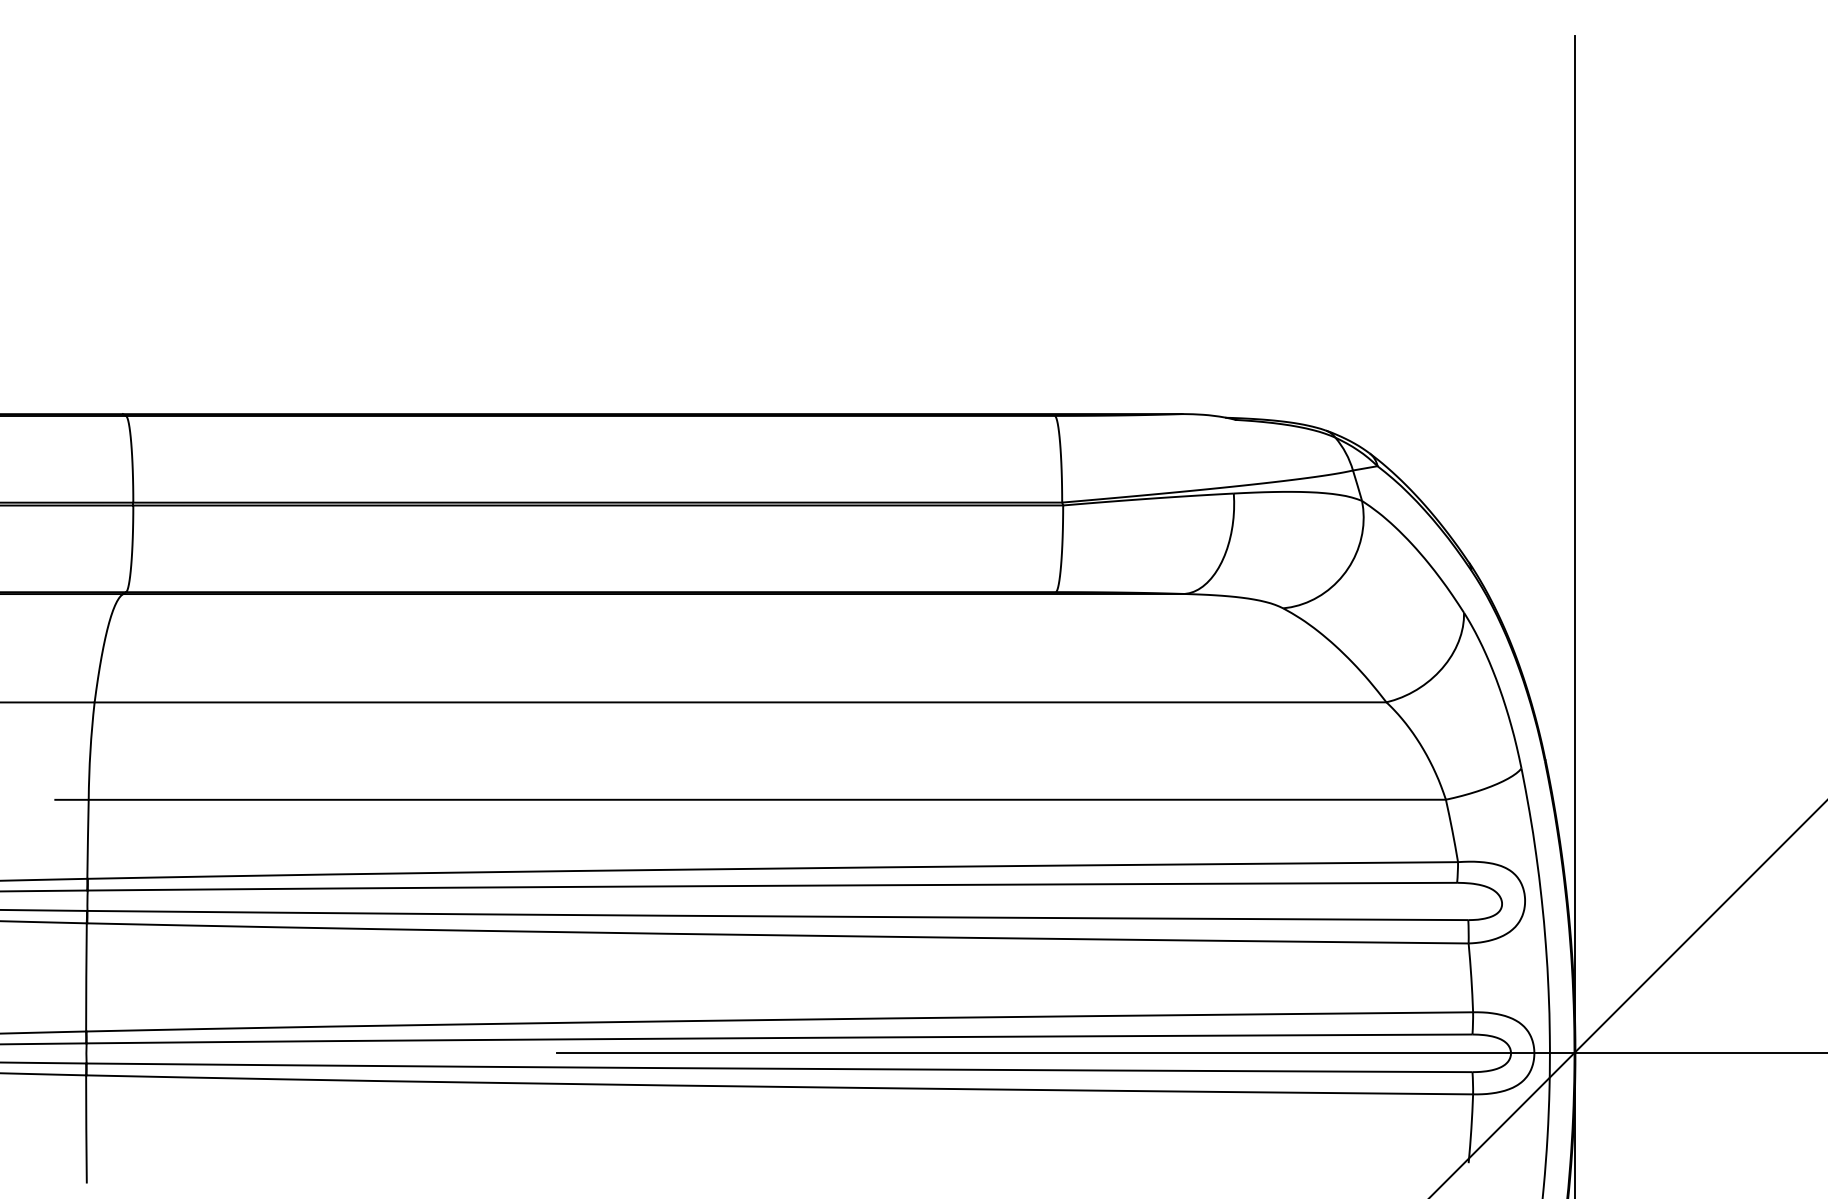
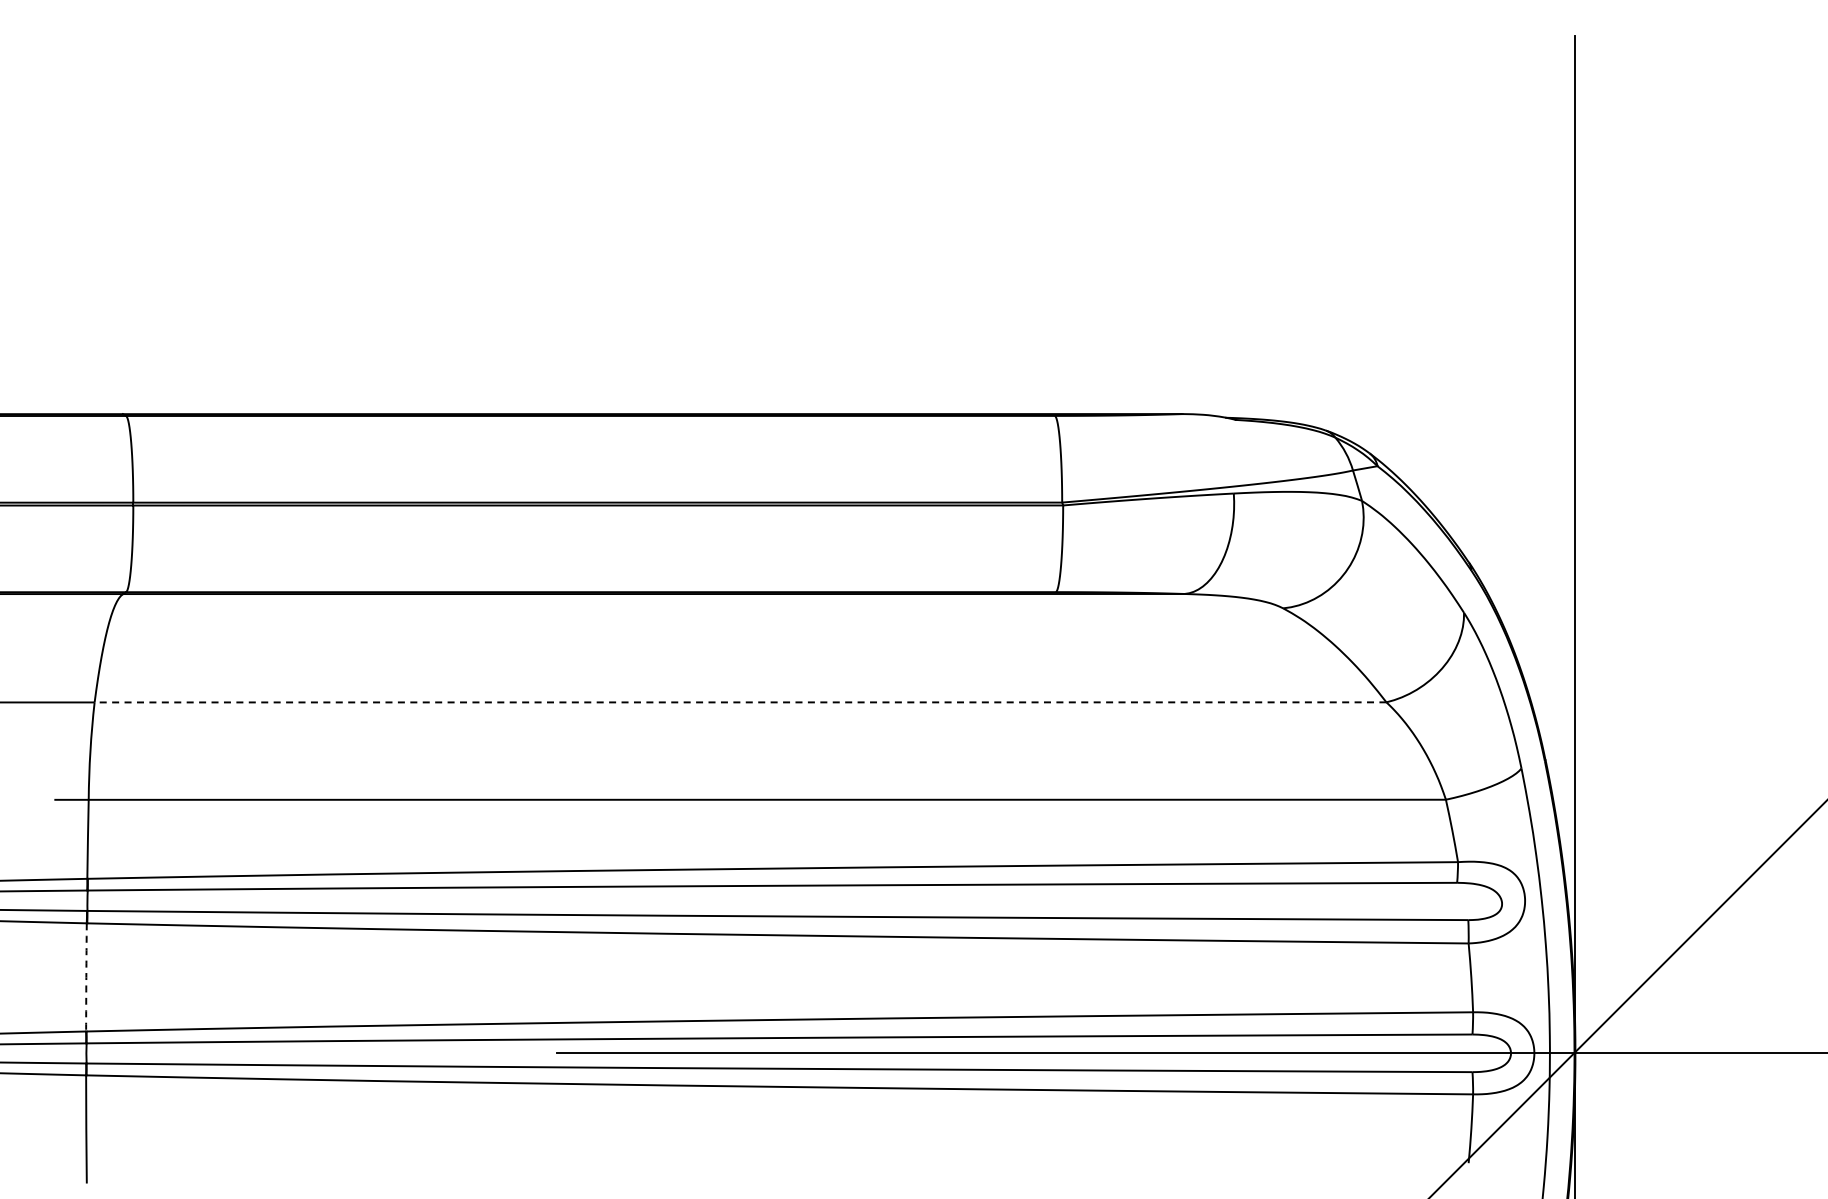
line: solid -> dashed (740, 702)
arc: solid -> dashed (86, 977)
